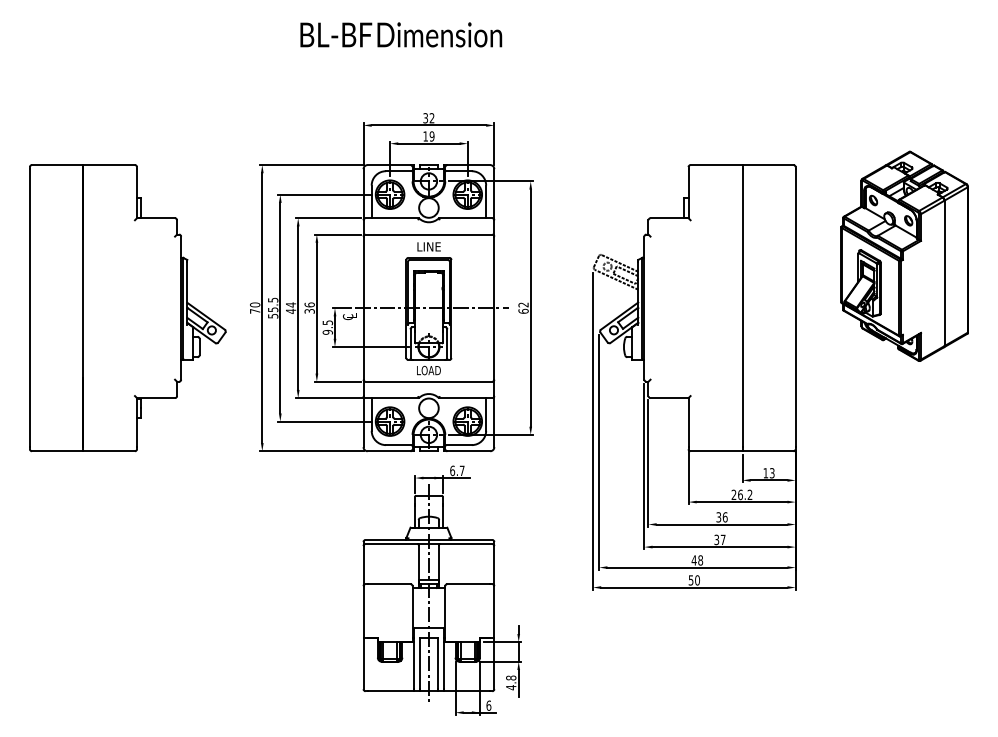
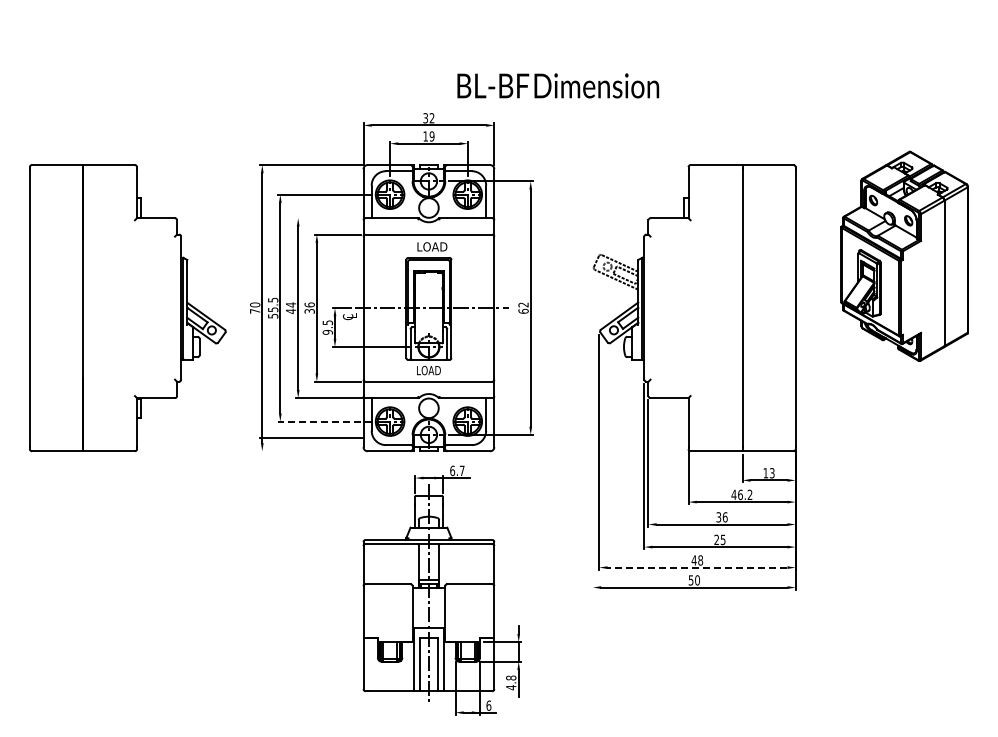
text position: (401, 34) -> (558, 85) (558, 85)
line: present -> none (328, 218)
text: LINE -> LOAD (435, 246)
line: solid -> dashed (324, 421)
line: present -> none (593, 431)
line position: (311, 451) -> (311, 438) (311, 438)
text: 26.2 -> 46.2 (733, 494)
text: 37 -> 25 (719, 539)
line: solid -> dashed (696, 567)
